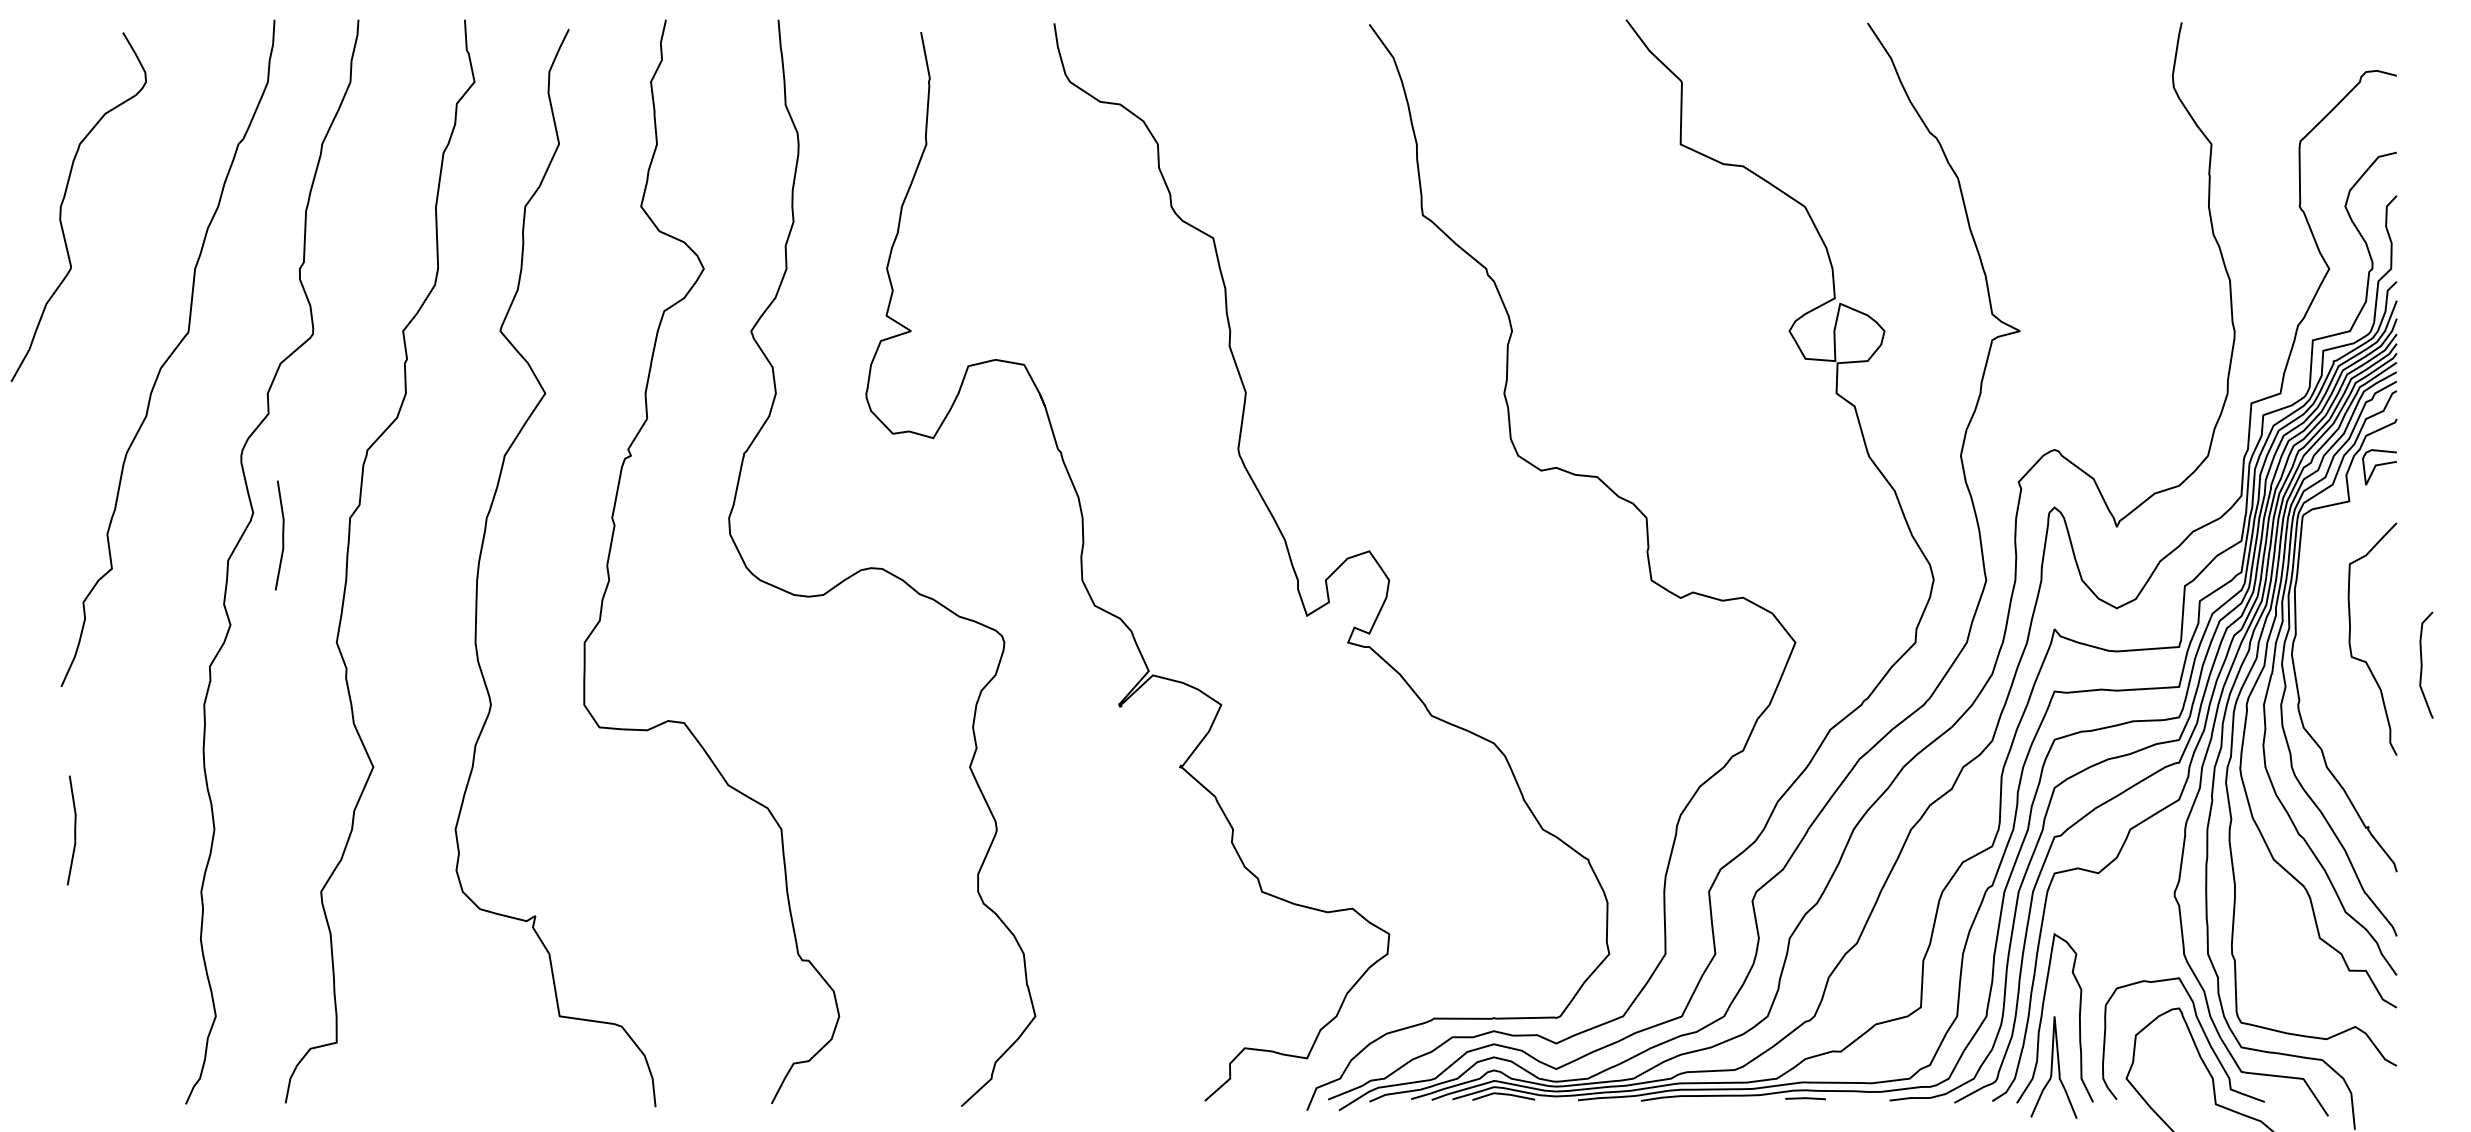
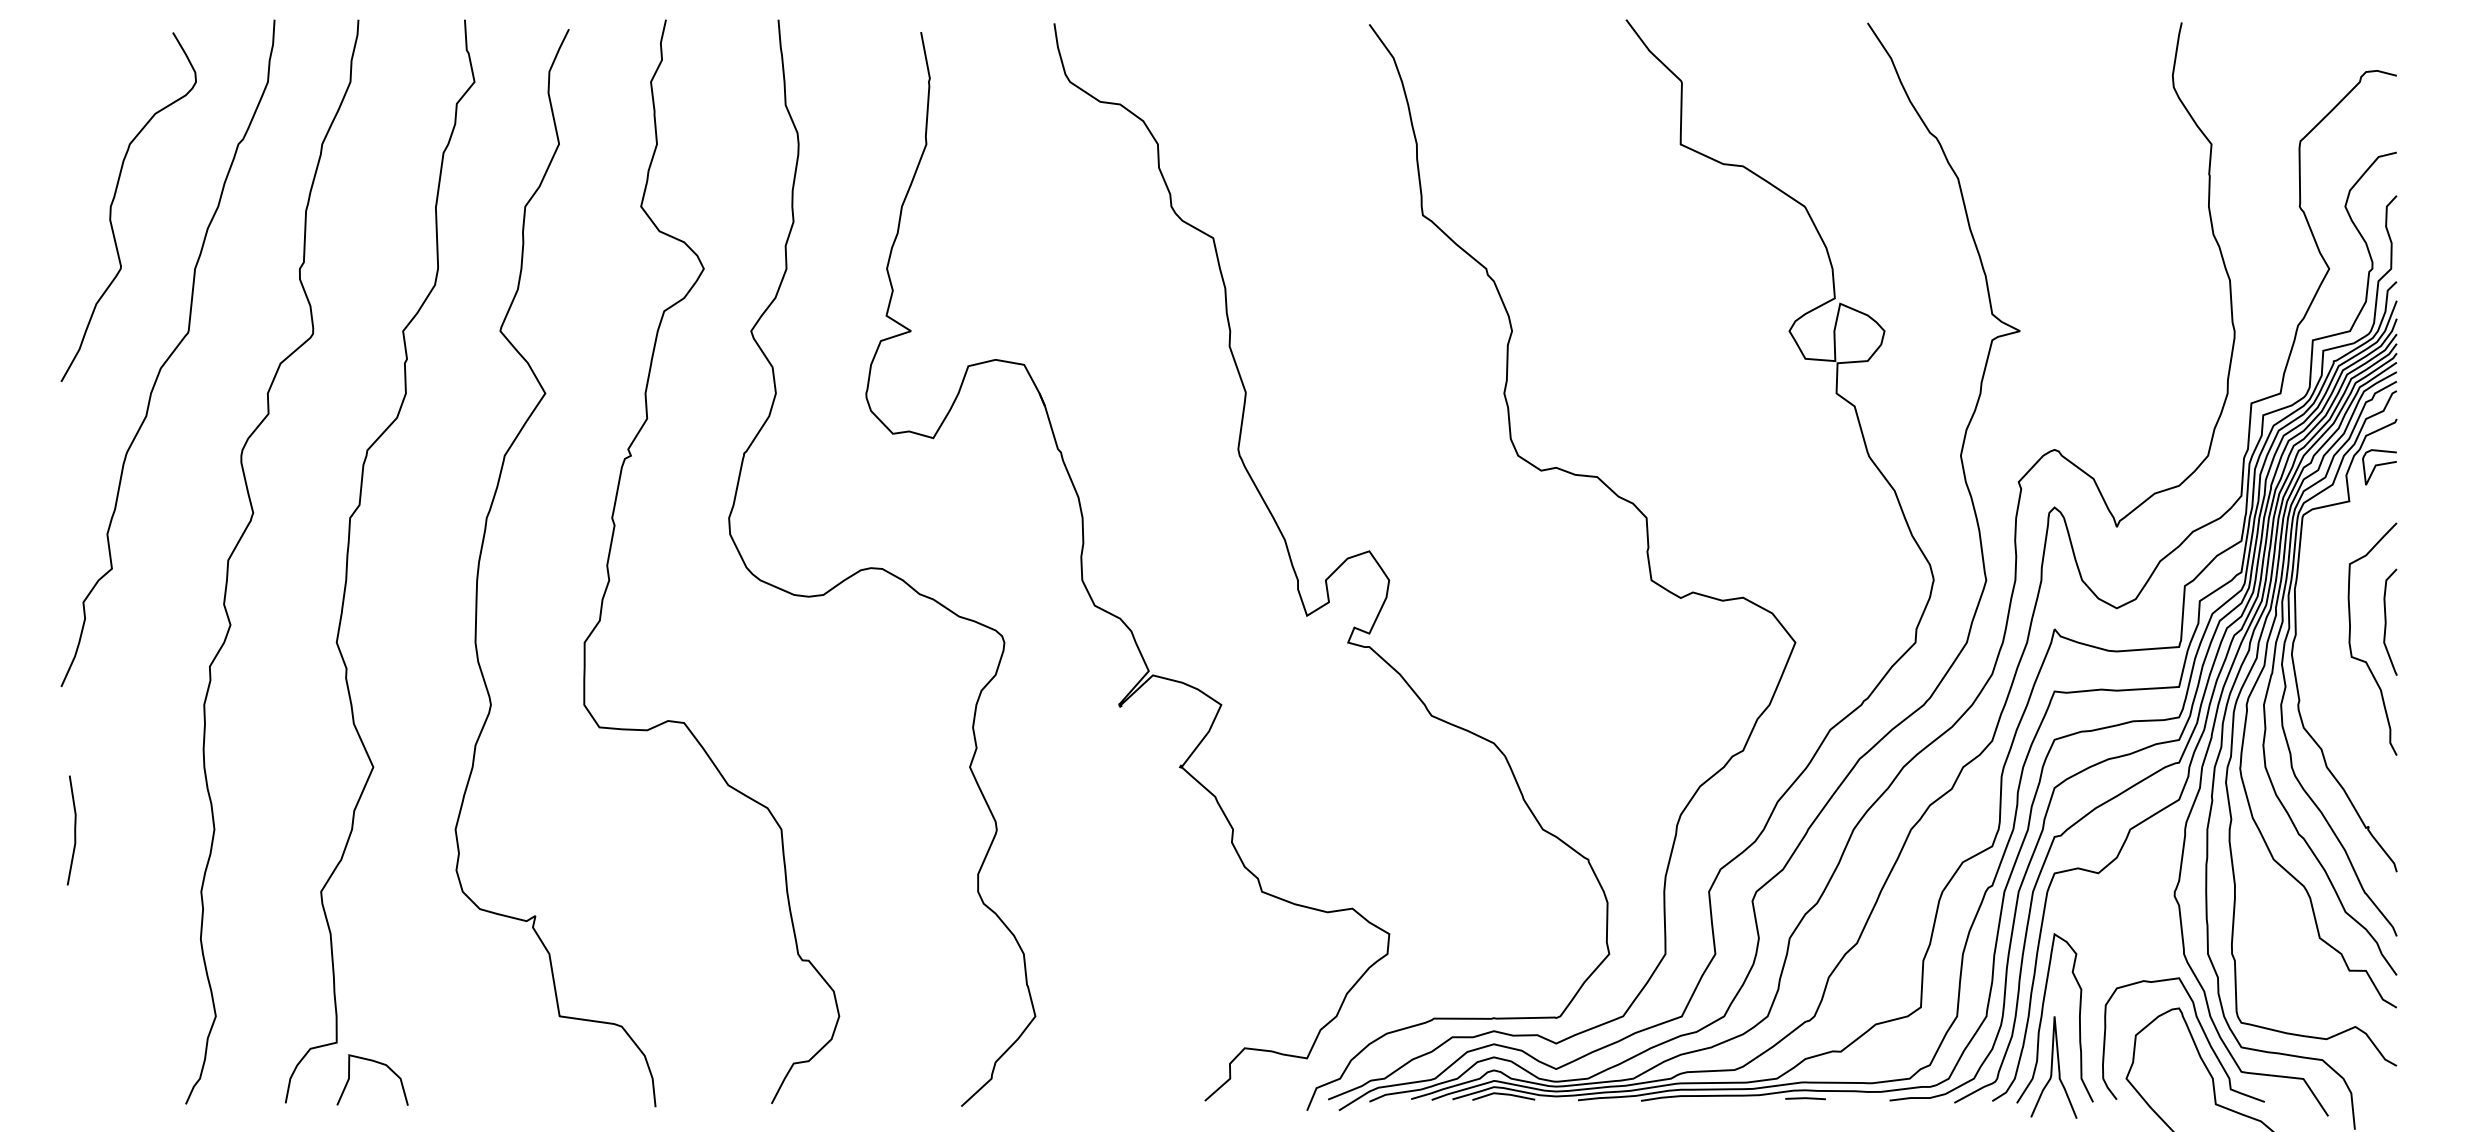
curve position: (63, 202) -> (113, 202) (113, 202)
line: present -> none (282, 535)
curve position: (2422, 664) -> (2386, 621) (2386, 621)
curve: none -> present (377, 1063)
